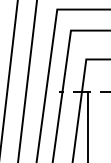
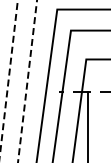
line: solid -> dashed (9, 76)
line: solid -> dashed (27, 81)
